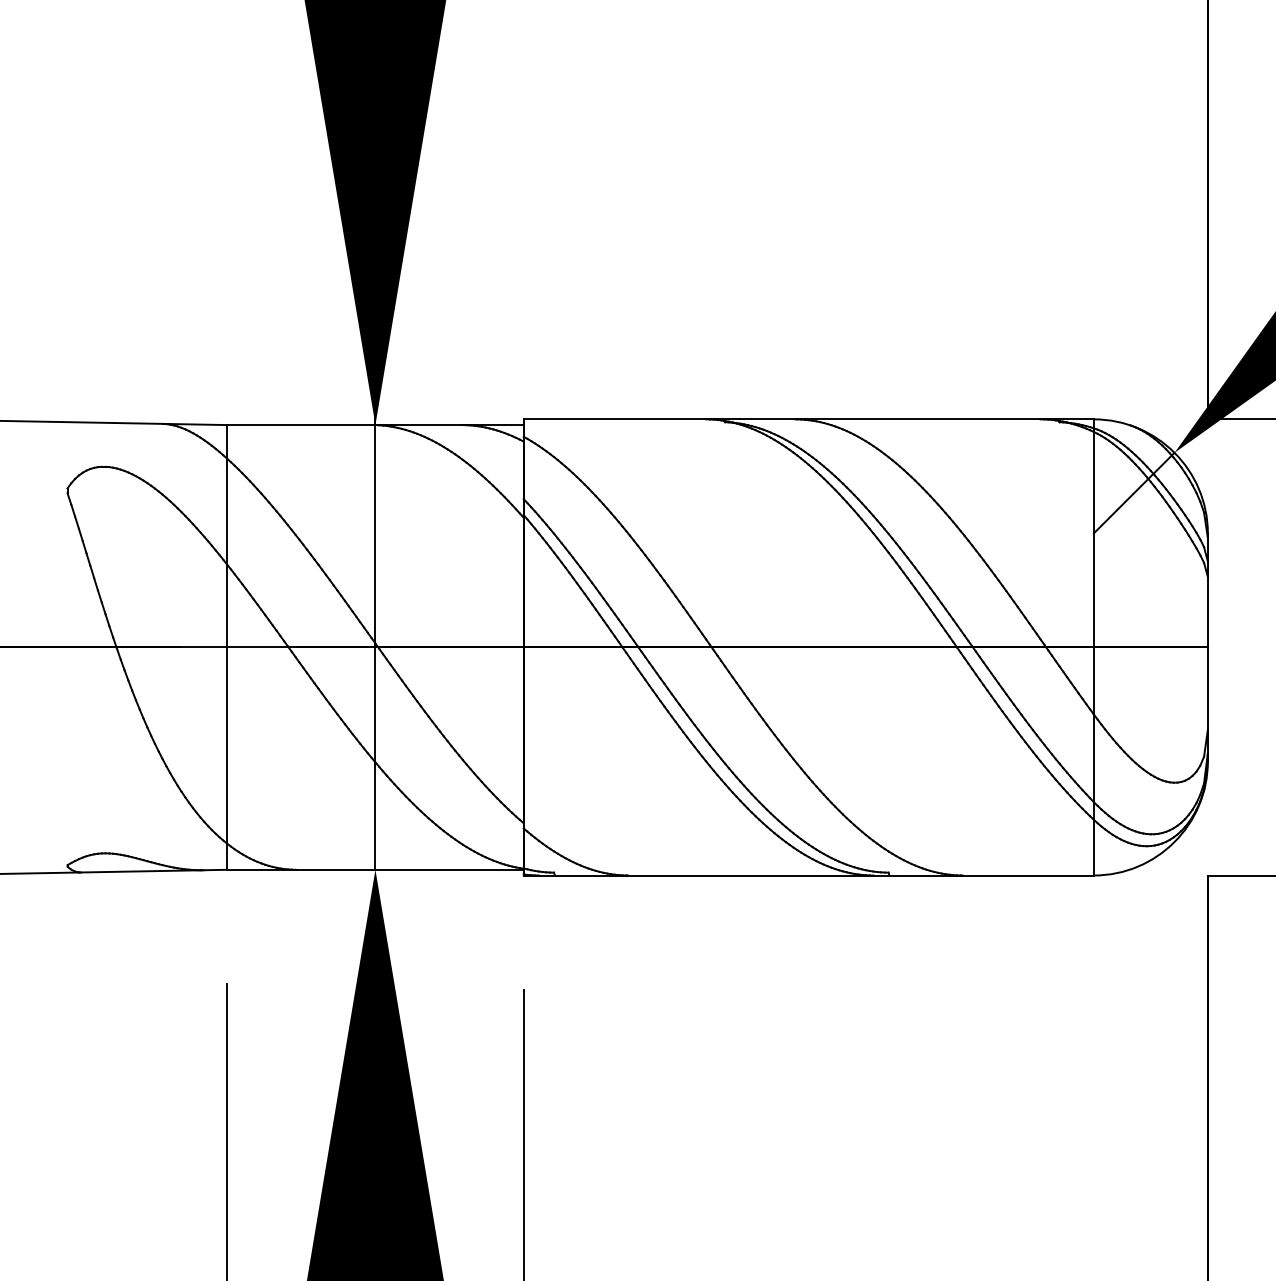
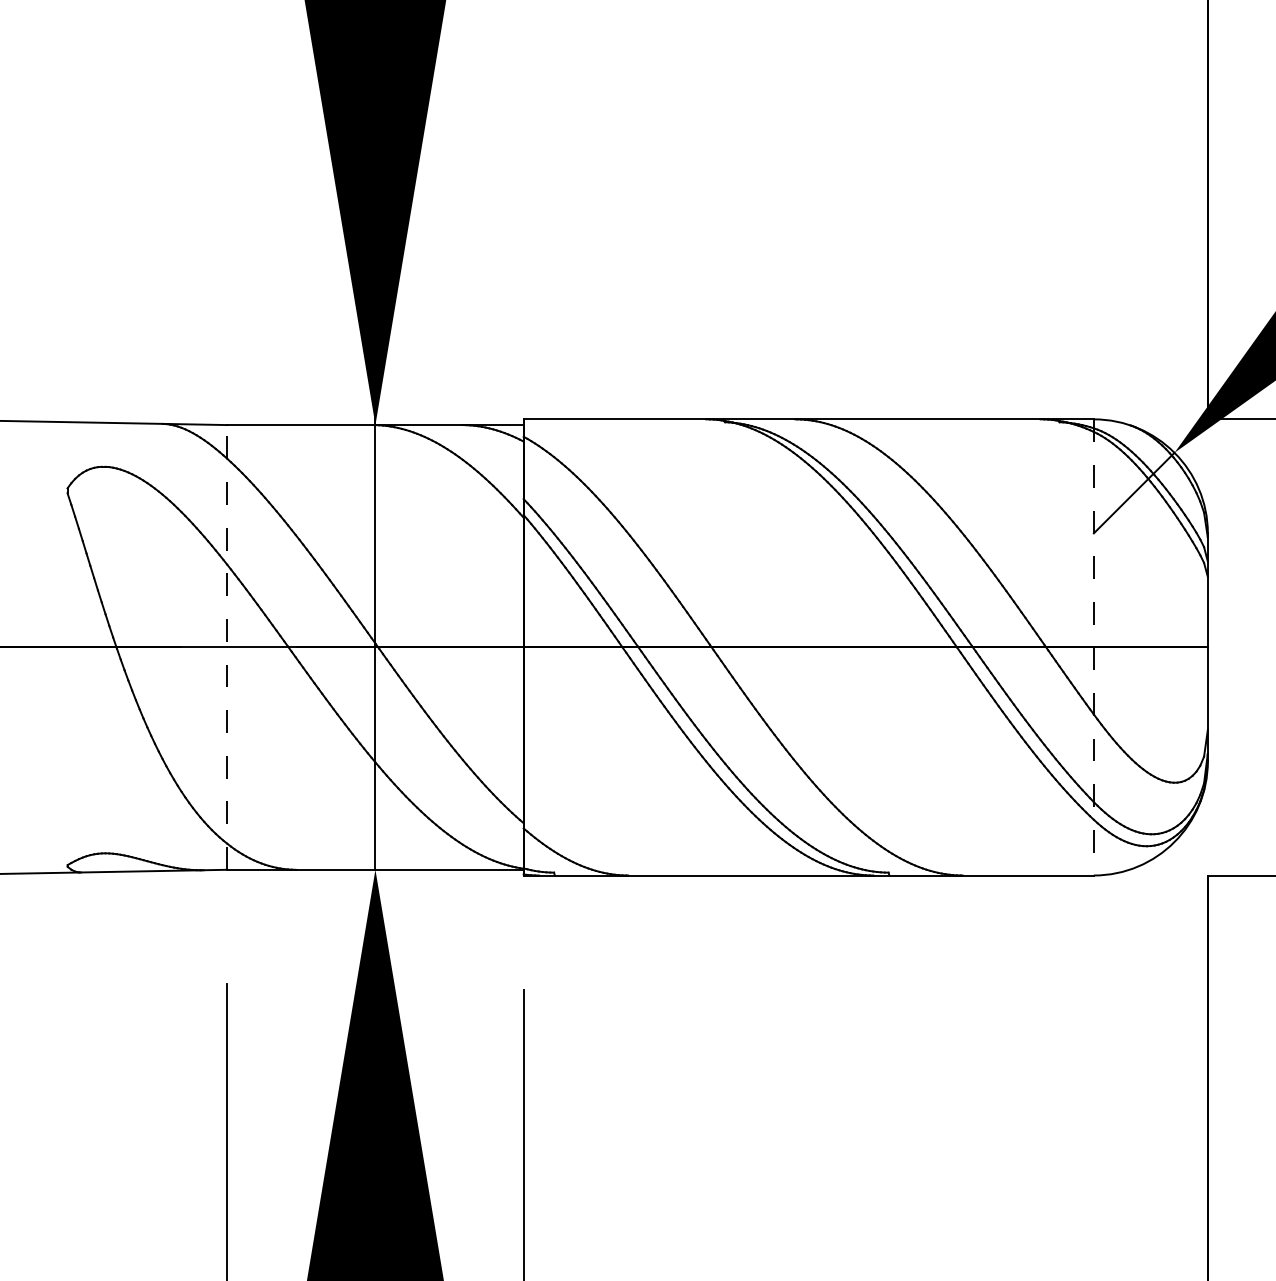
line: solid -> dashed (227, 646)
line: solid -> dashed (1093, 647)
